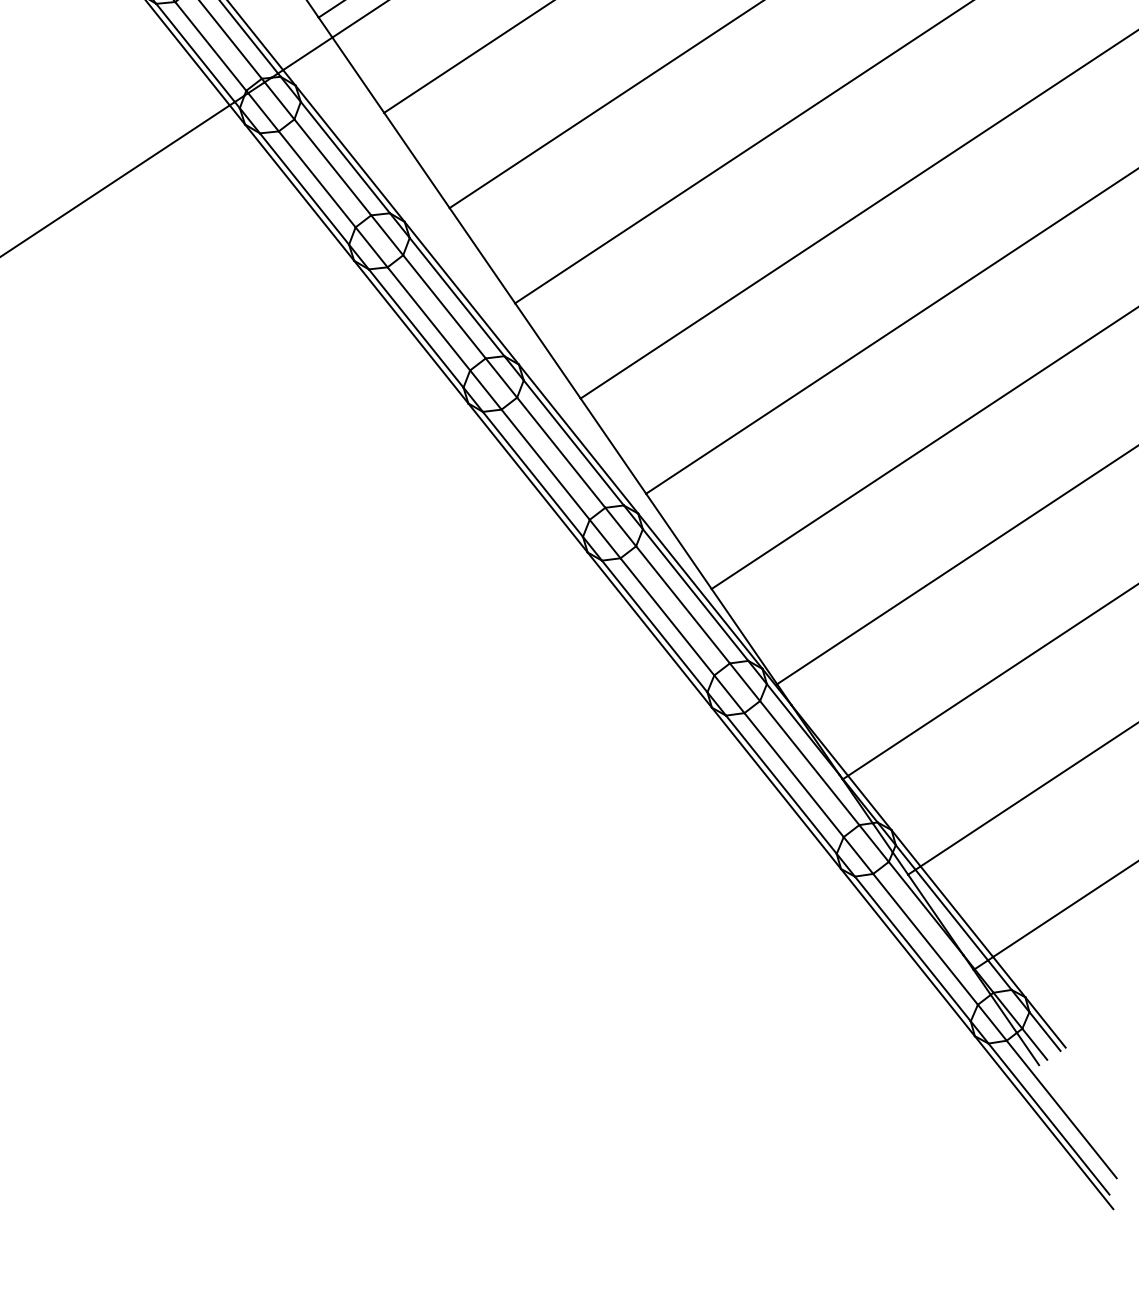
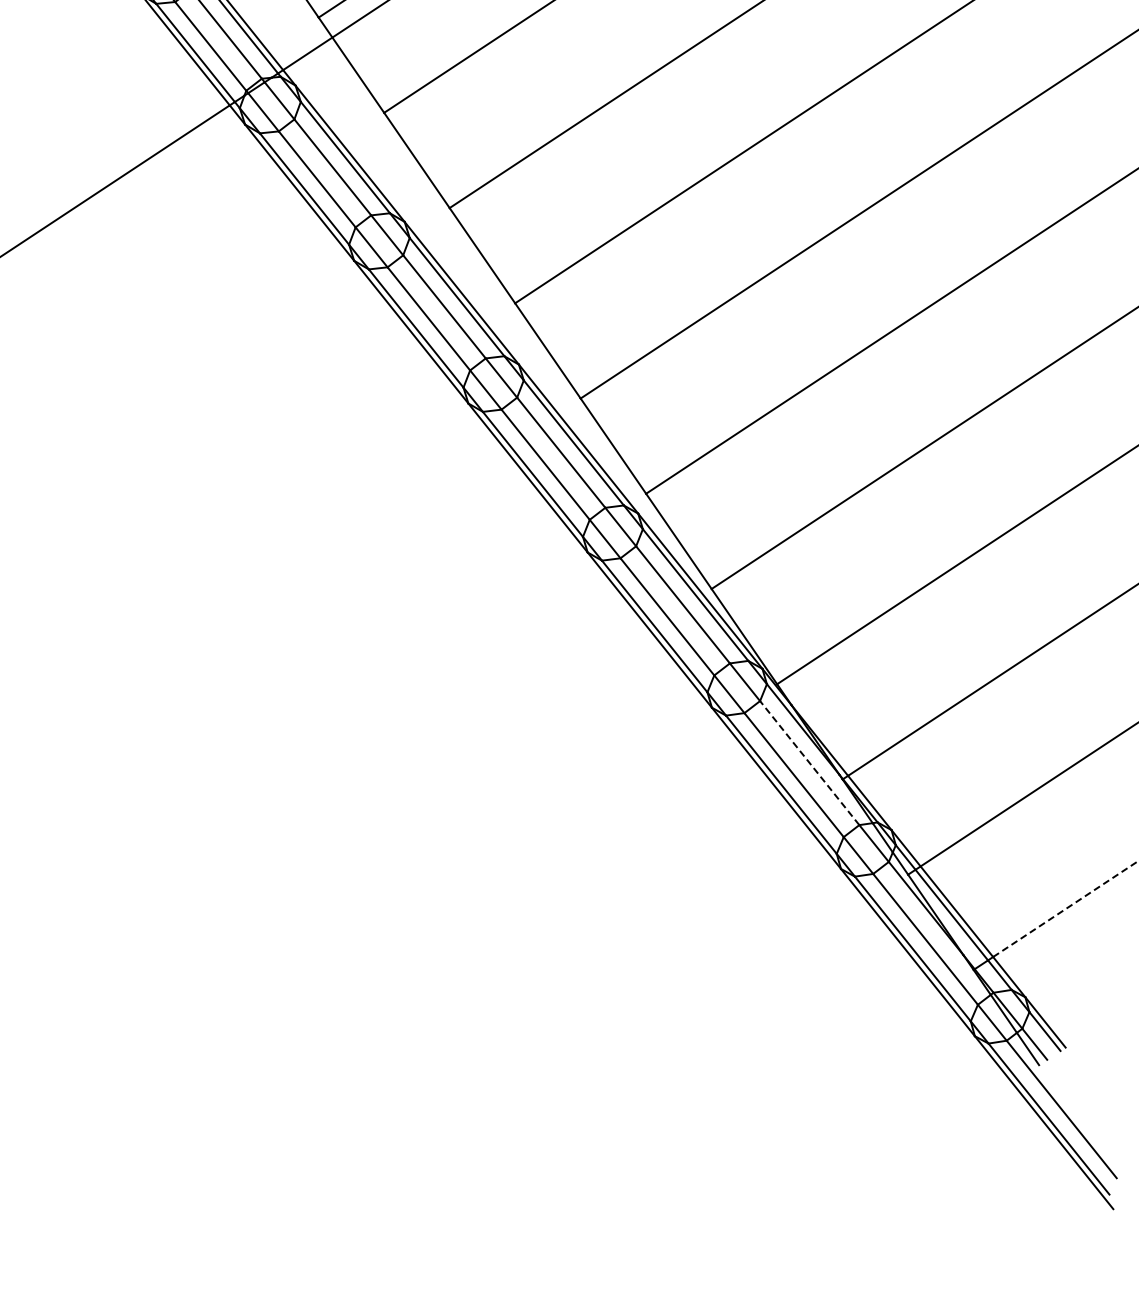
line: solid -> dashed (809, 762)
line: solid -> dashed (1066, 908)
